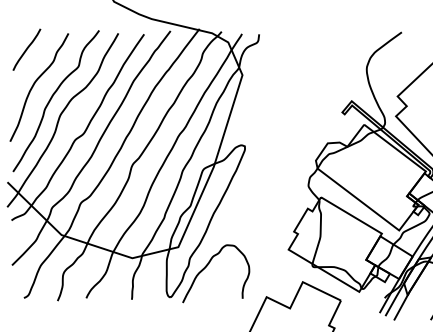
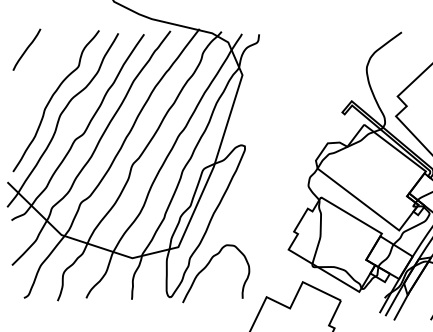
curve: present -> none (34, 85)
